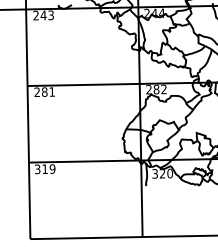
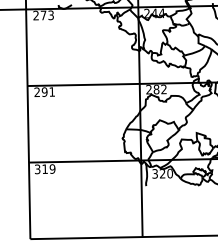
text: 243 -> 273 (43, 15)
text: 281 -> 291 (44, 91)
